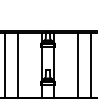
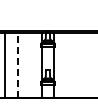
line: solid -> dashed (17, 64)
line: present -> none (78, 64)
line: present -> none (91, 64)
